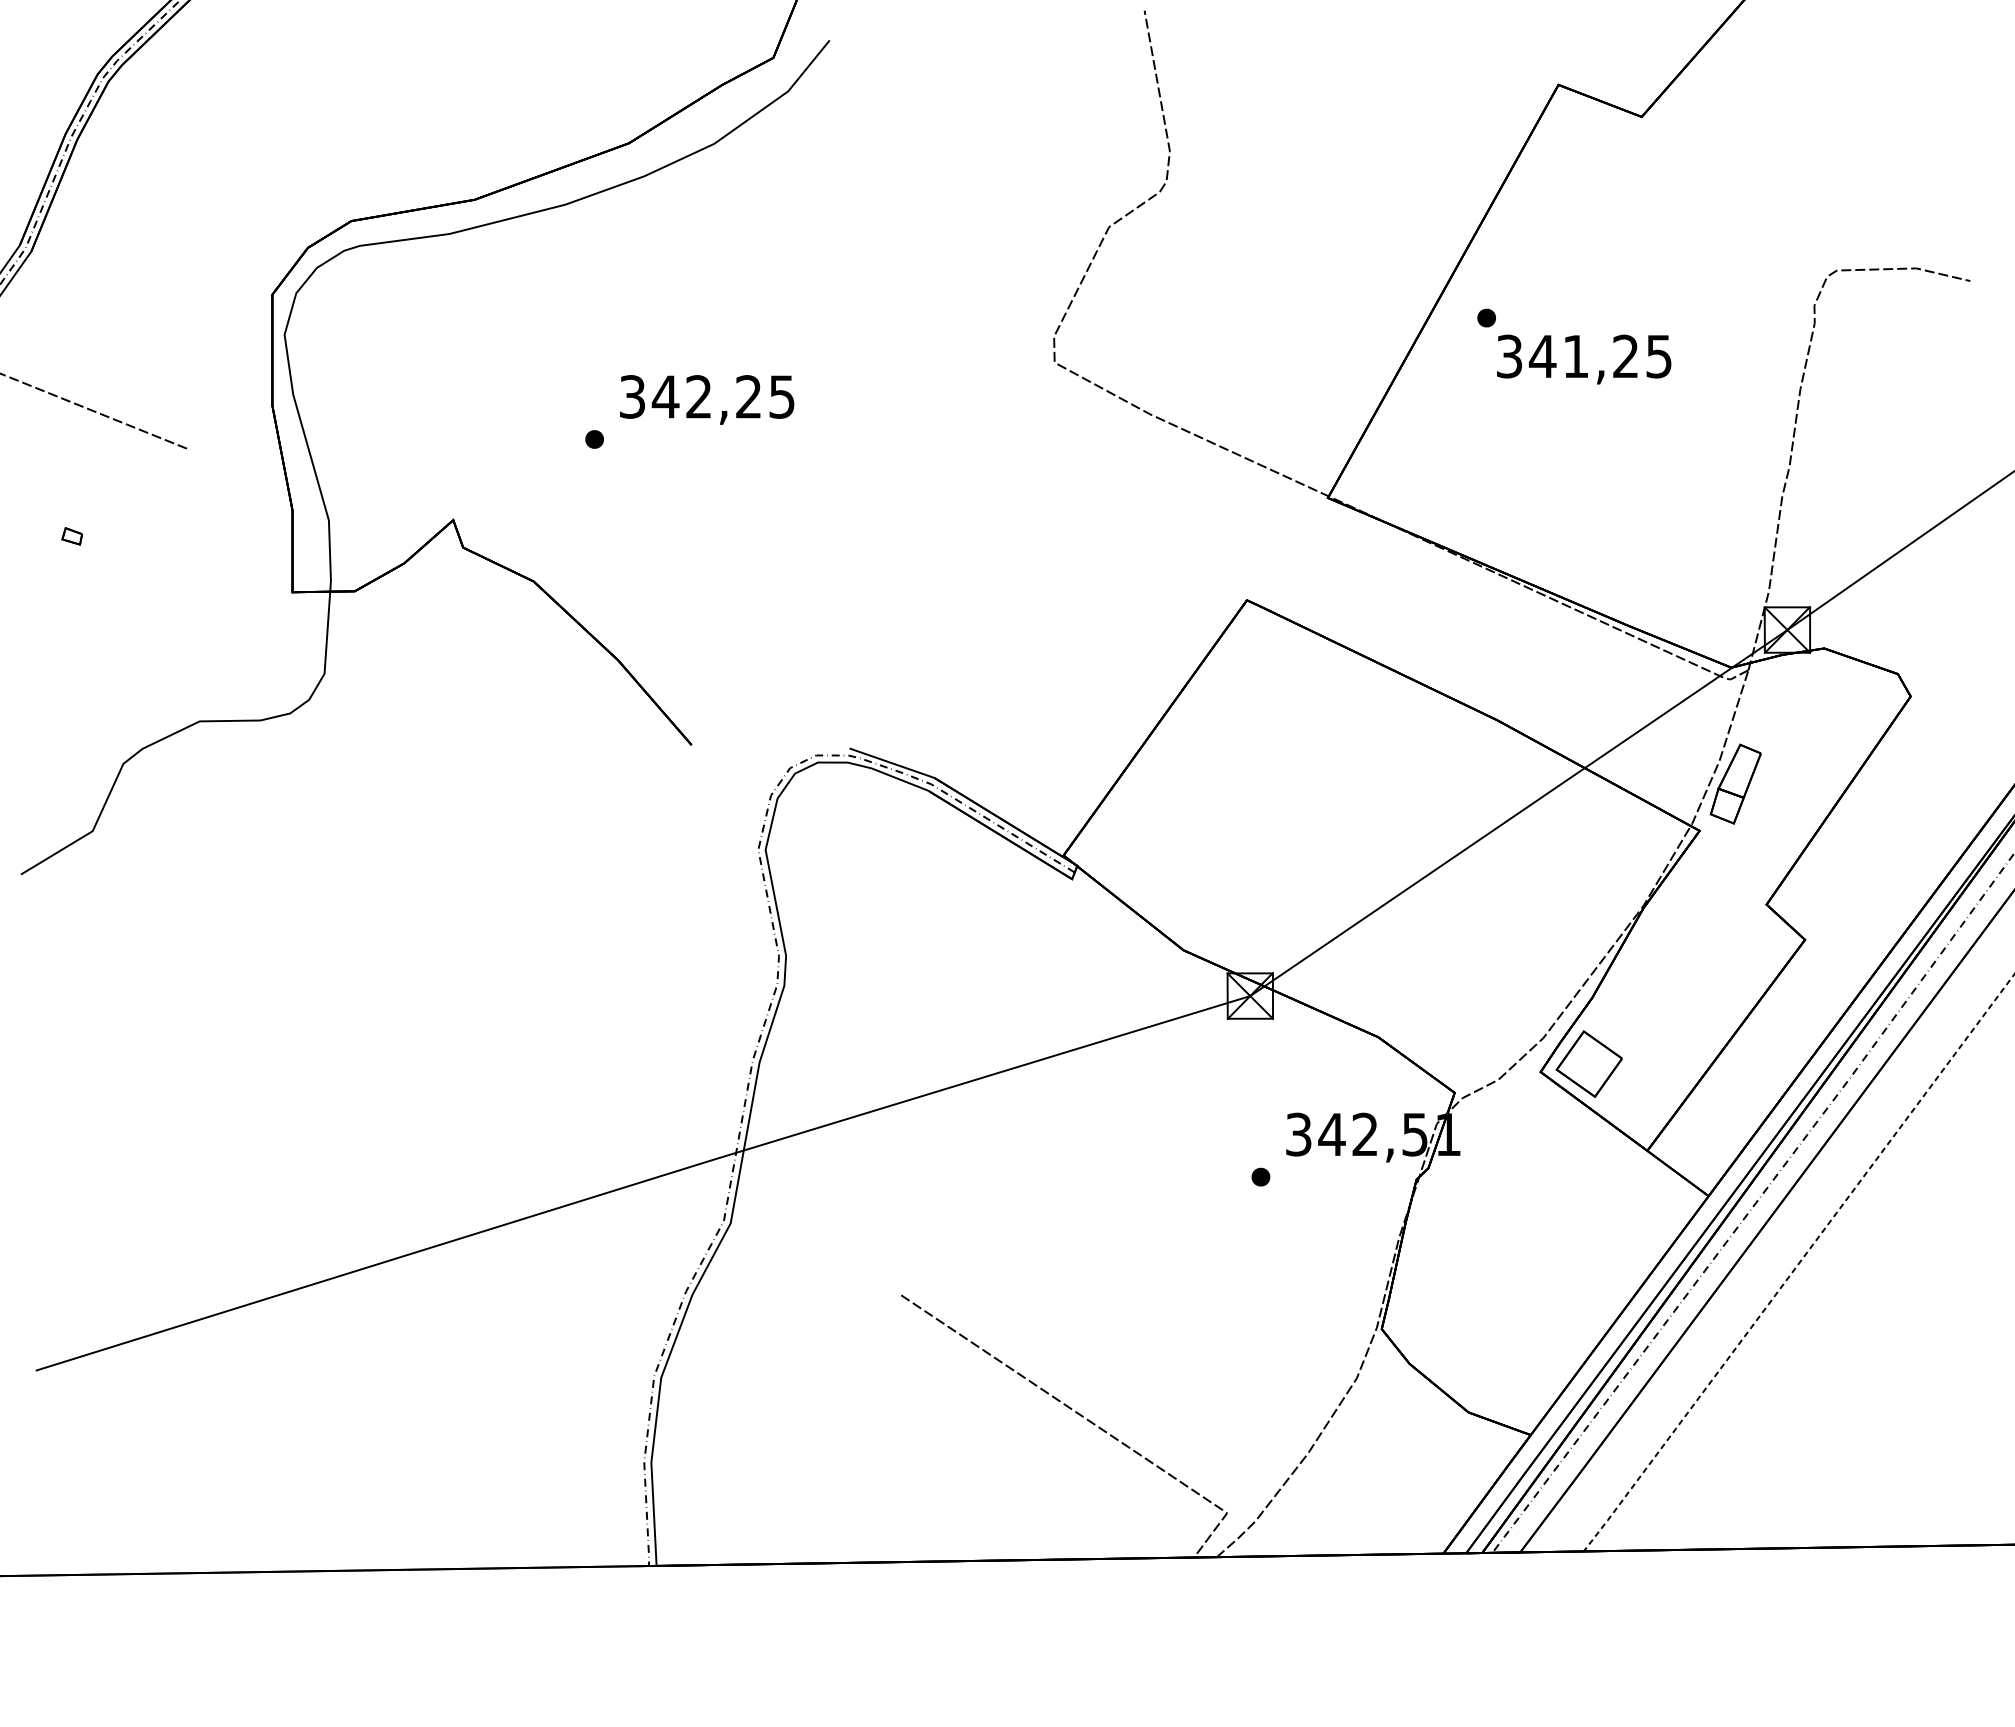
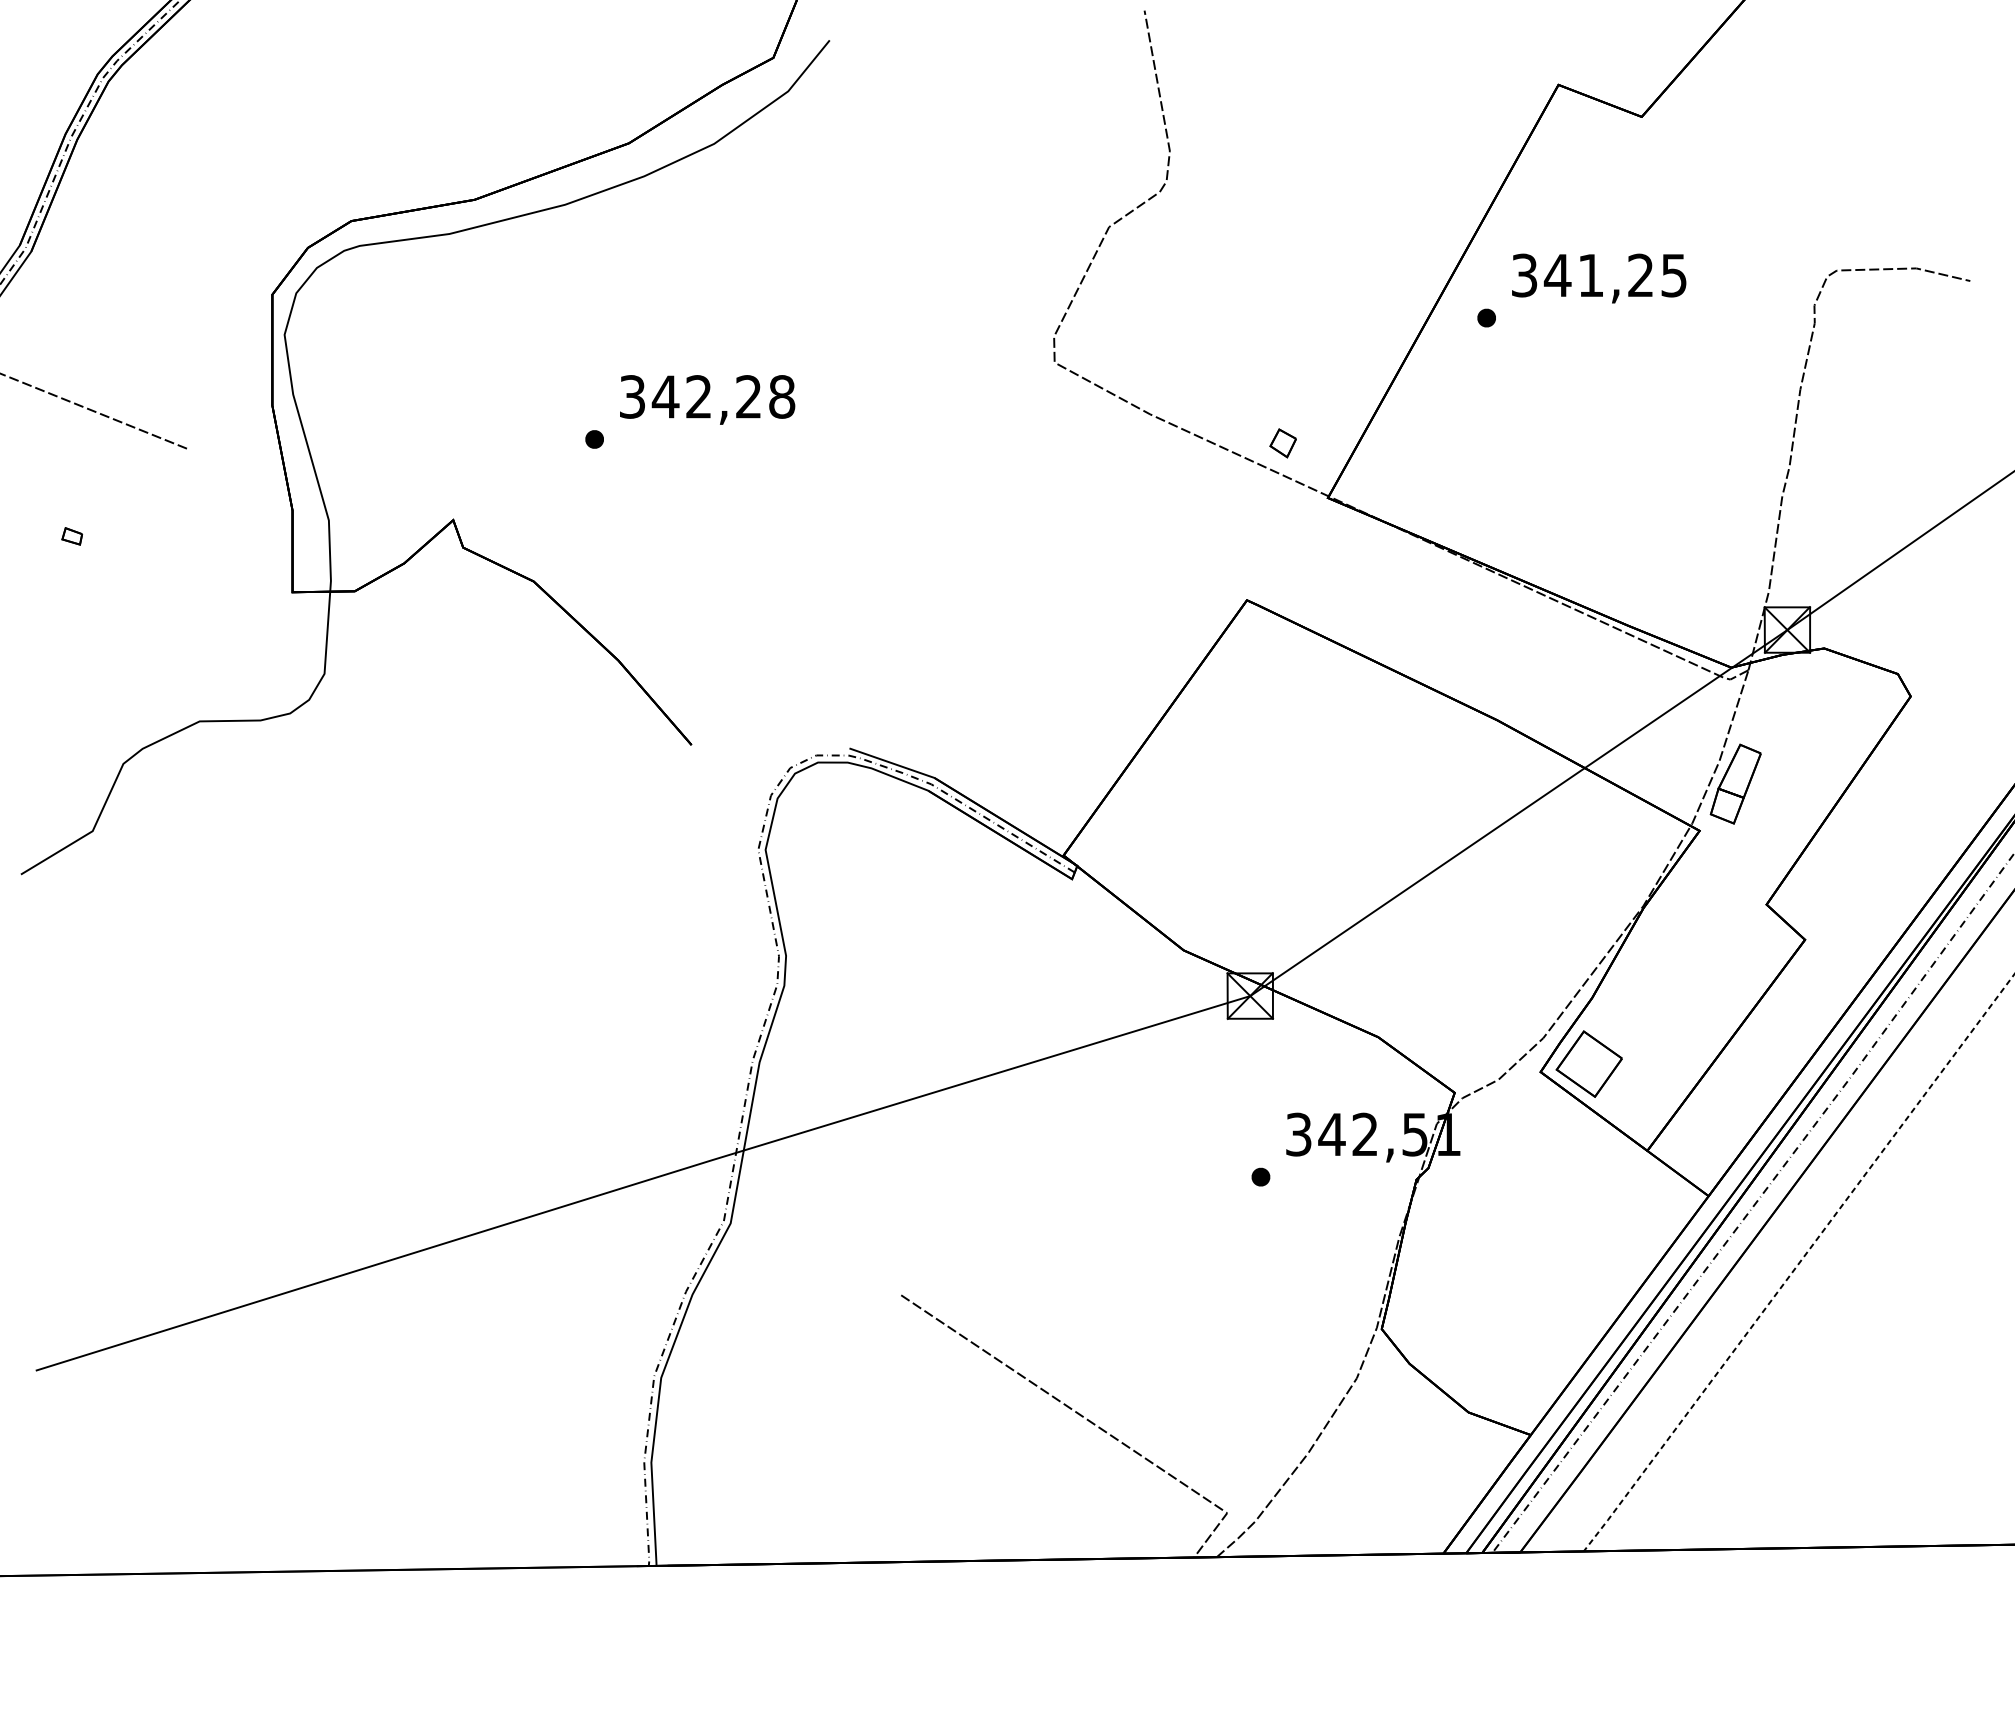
text position: (1584, 359) -> (1599, 278) (1599, 278)
text: 342,25 -> 342,28 (782, 396)
part: none -> present (1282, 443)
